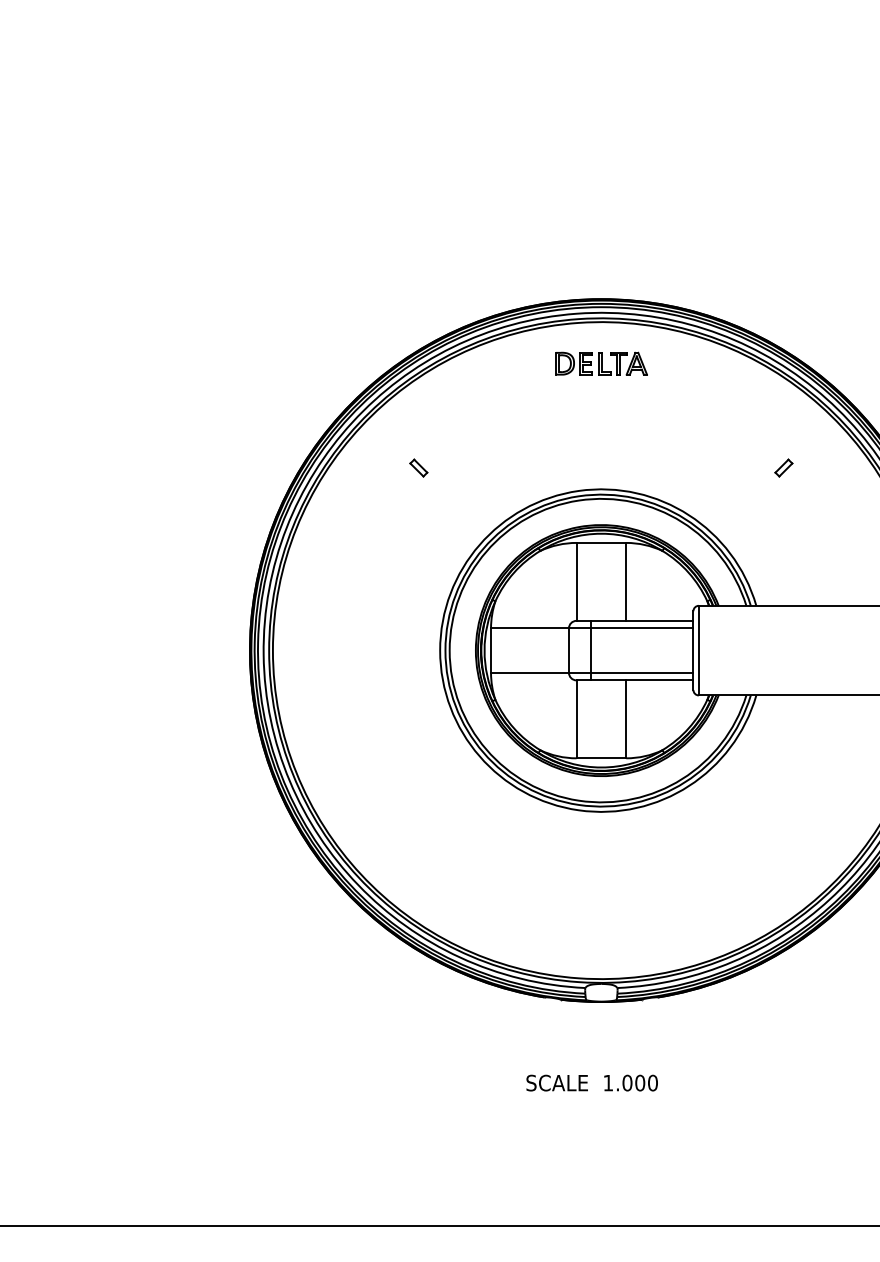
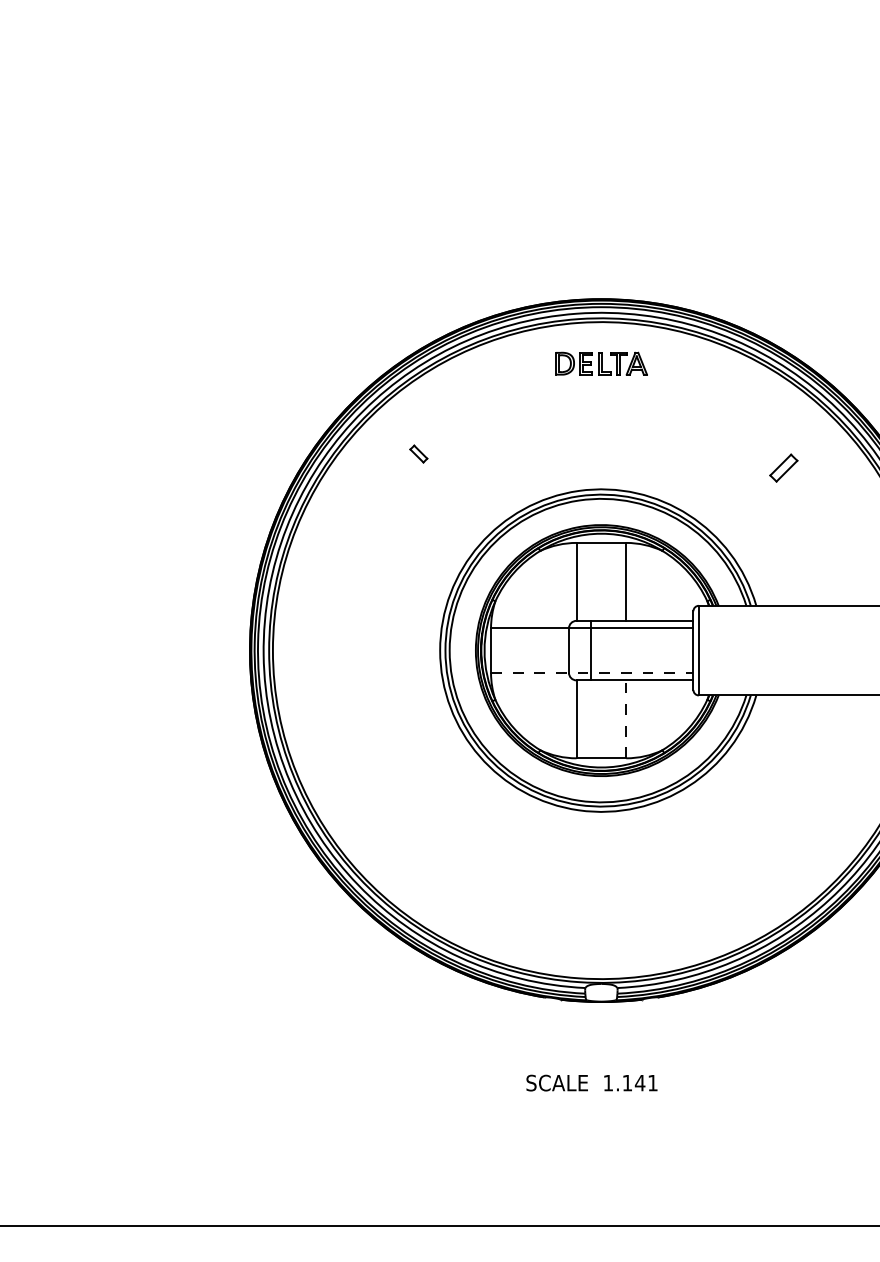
part position: (418, 467) -> (418, 453) (418, 453)
part size: 20x20 px -> 30x30 px (783, 467)
line: solid -> dashed (592, 672)
line: solid -> dashed (626, 719)
text: 1.000 -> 1.141 (639, 1082)
